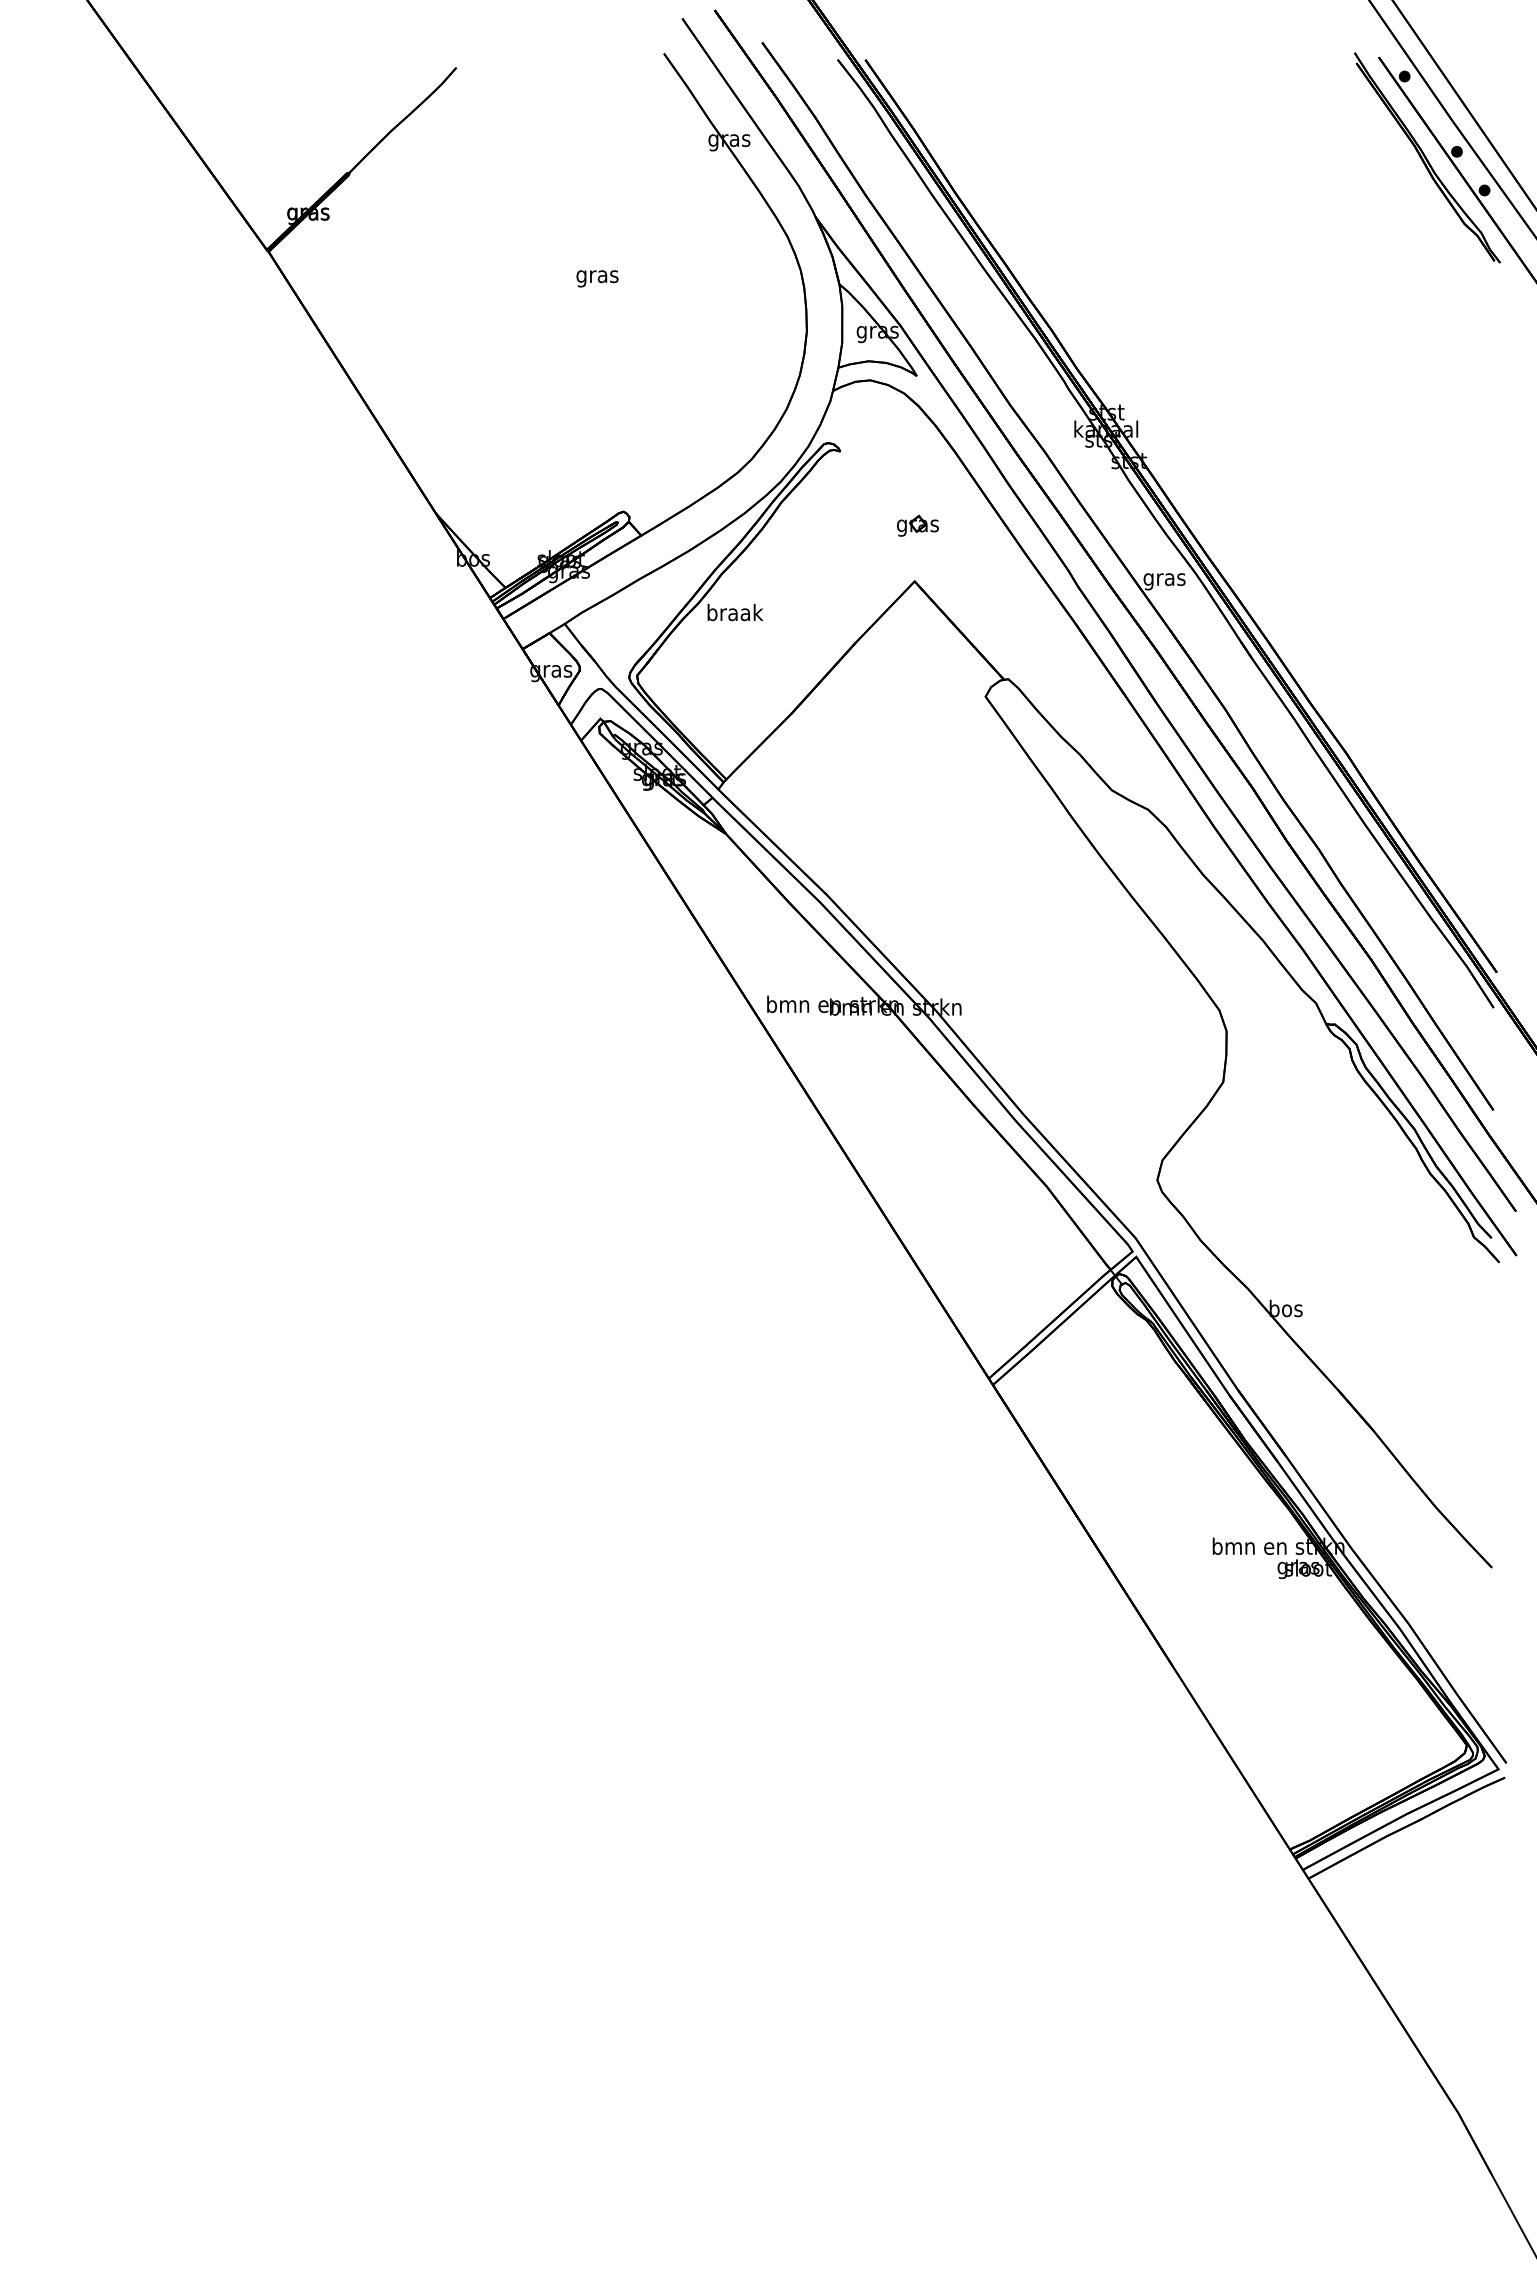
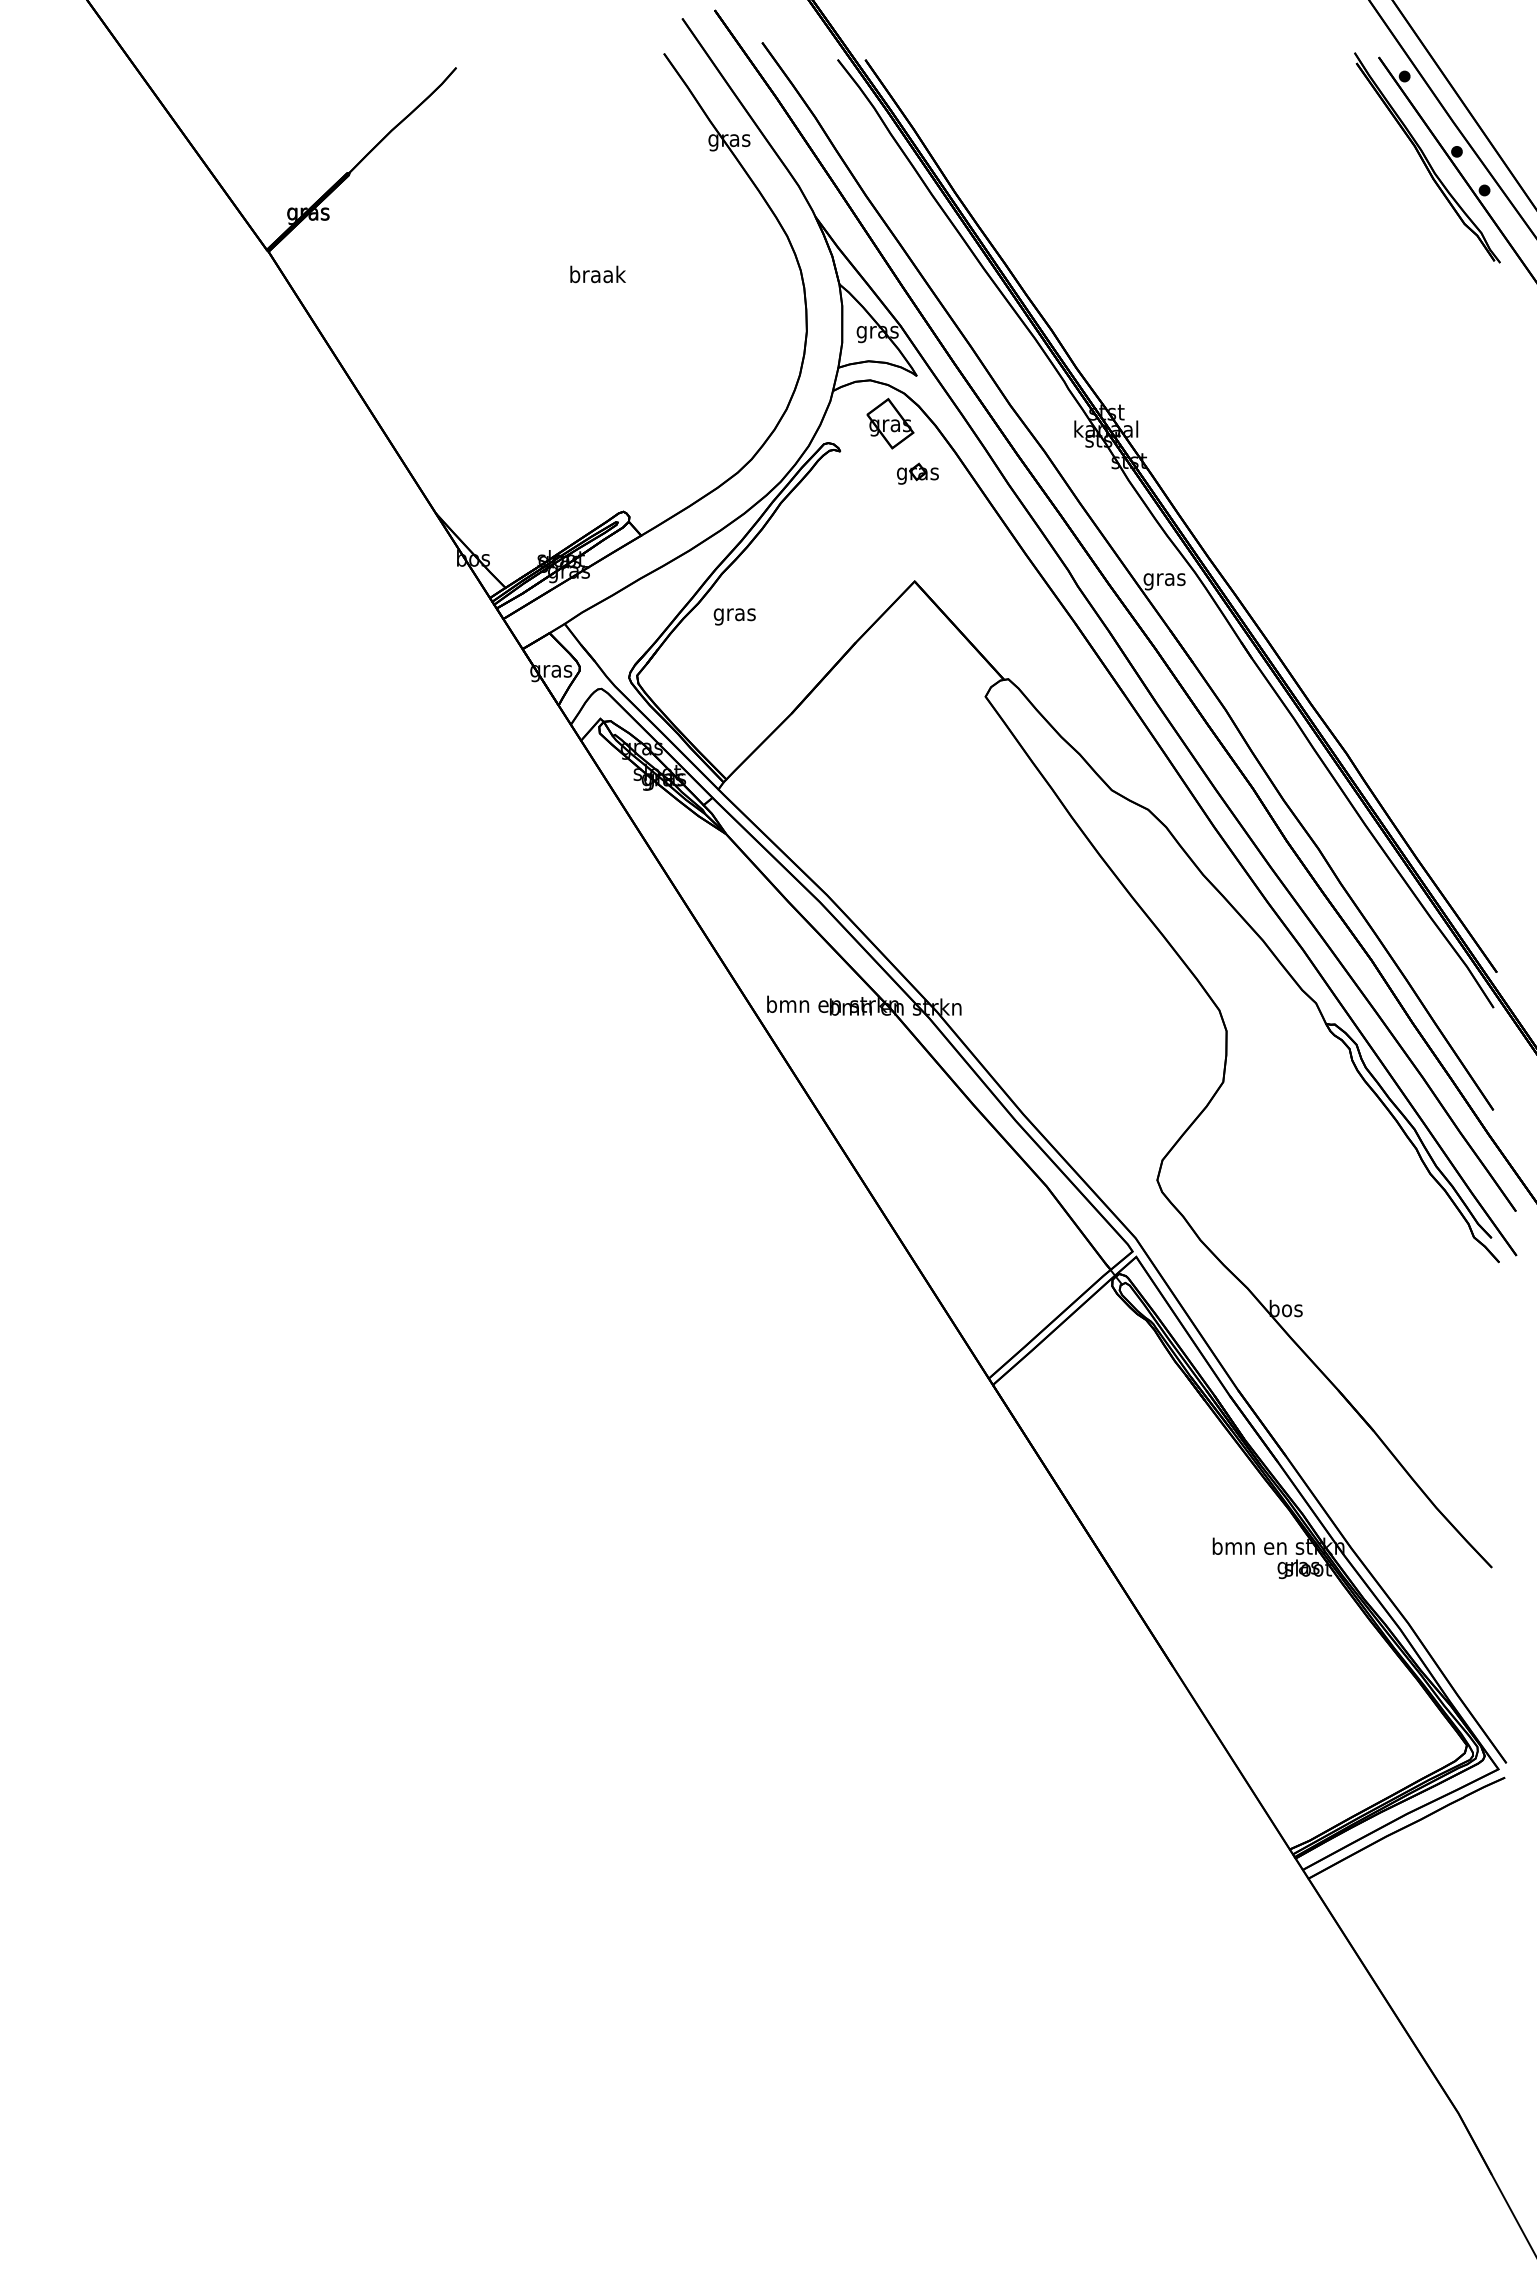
text: gras -> braak (597, 276)
part: none -> present (890, 423)
part position: (917, 525) -> (917, 473) (917, 473)
text: braak -> gras (735, 614)
